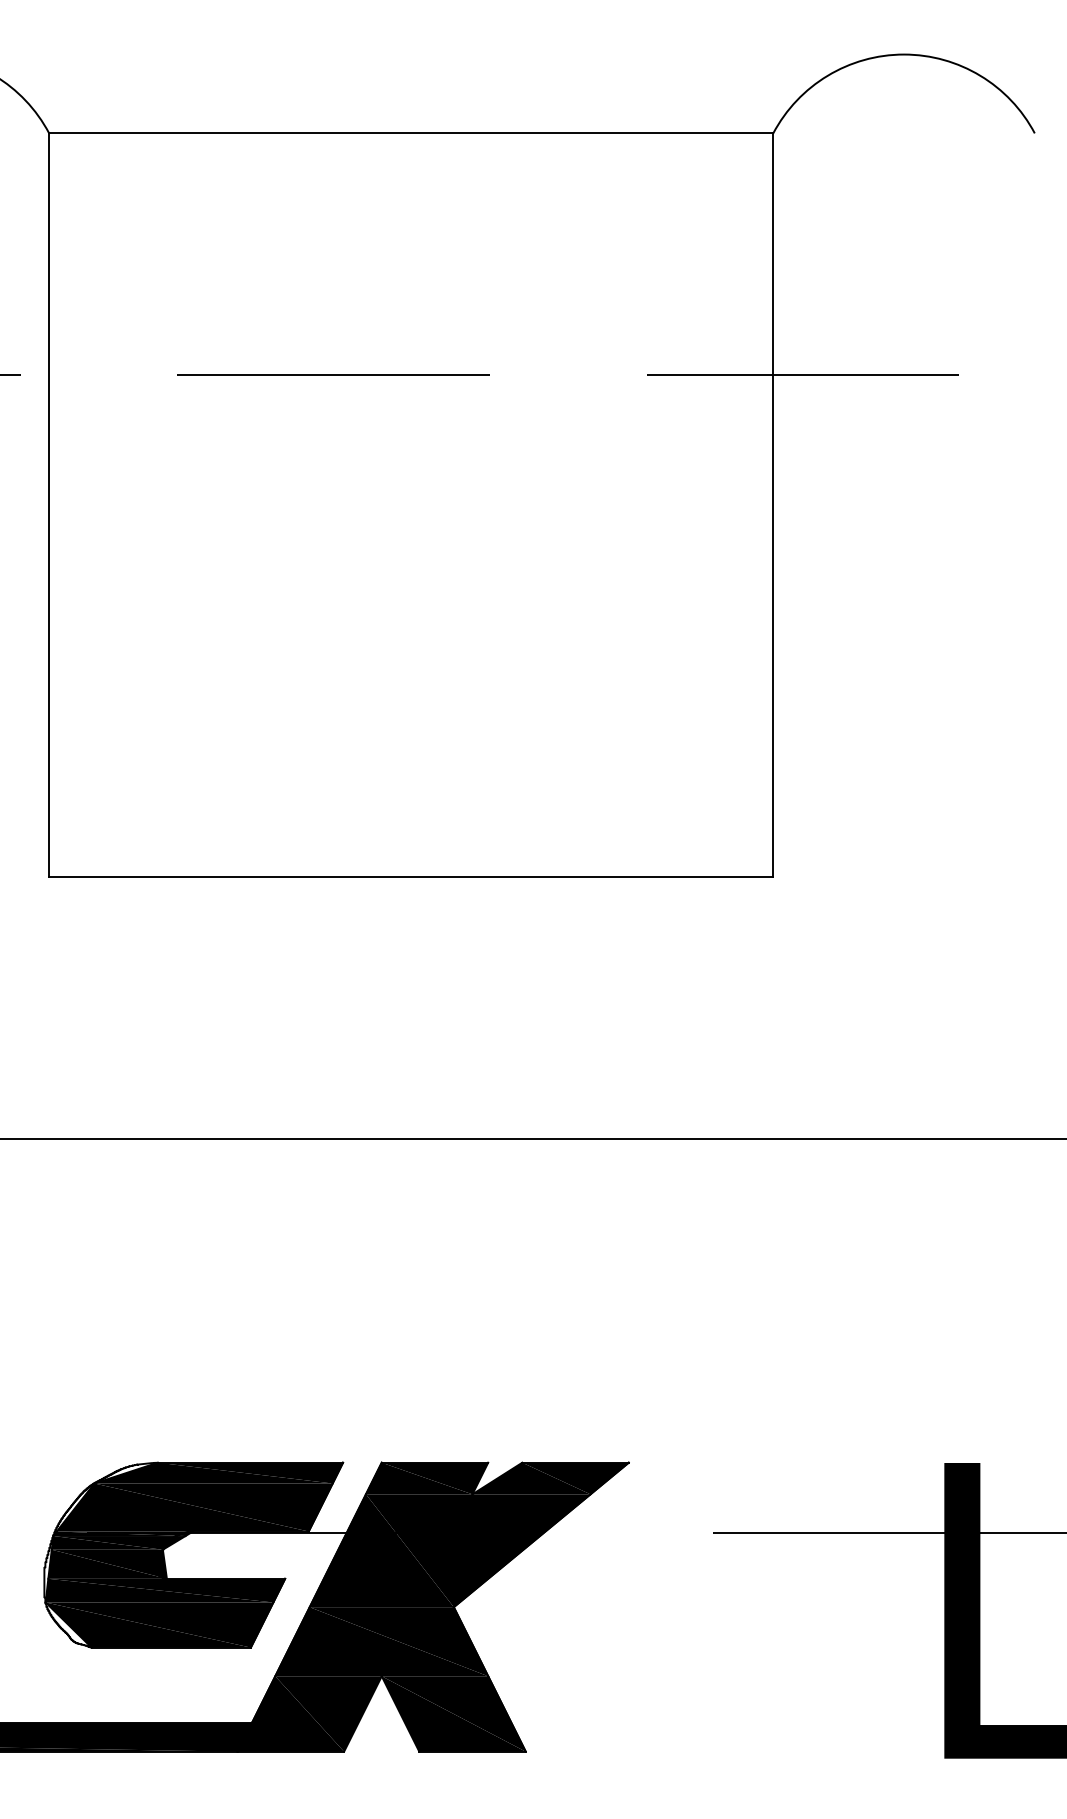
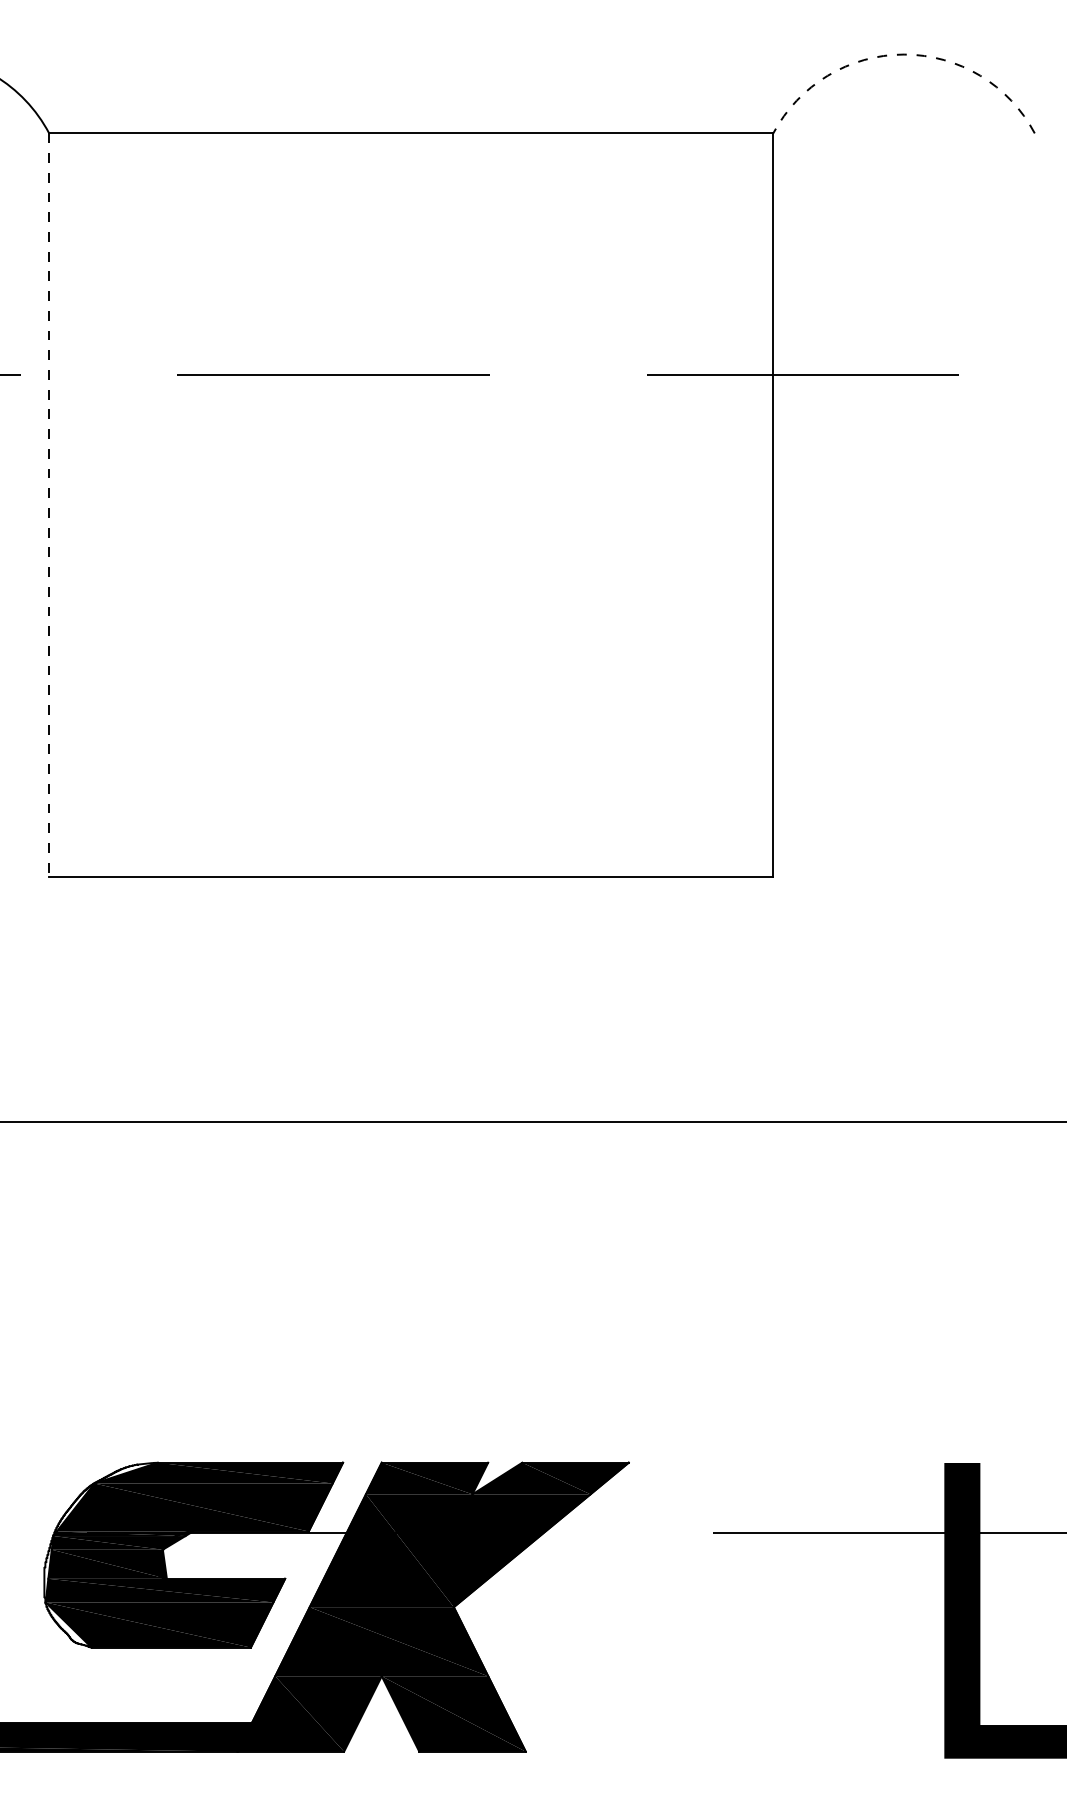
arc: solid -> dashed (904, 54)
line: solid -> dashed (49, 505)
line position: (532, 1138) -> (532, 1121) (532, 1121)
